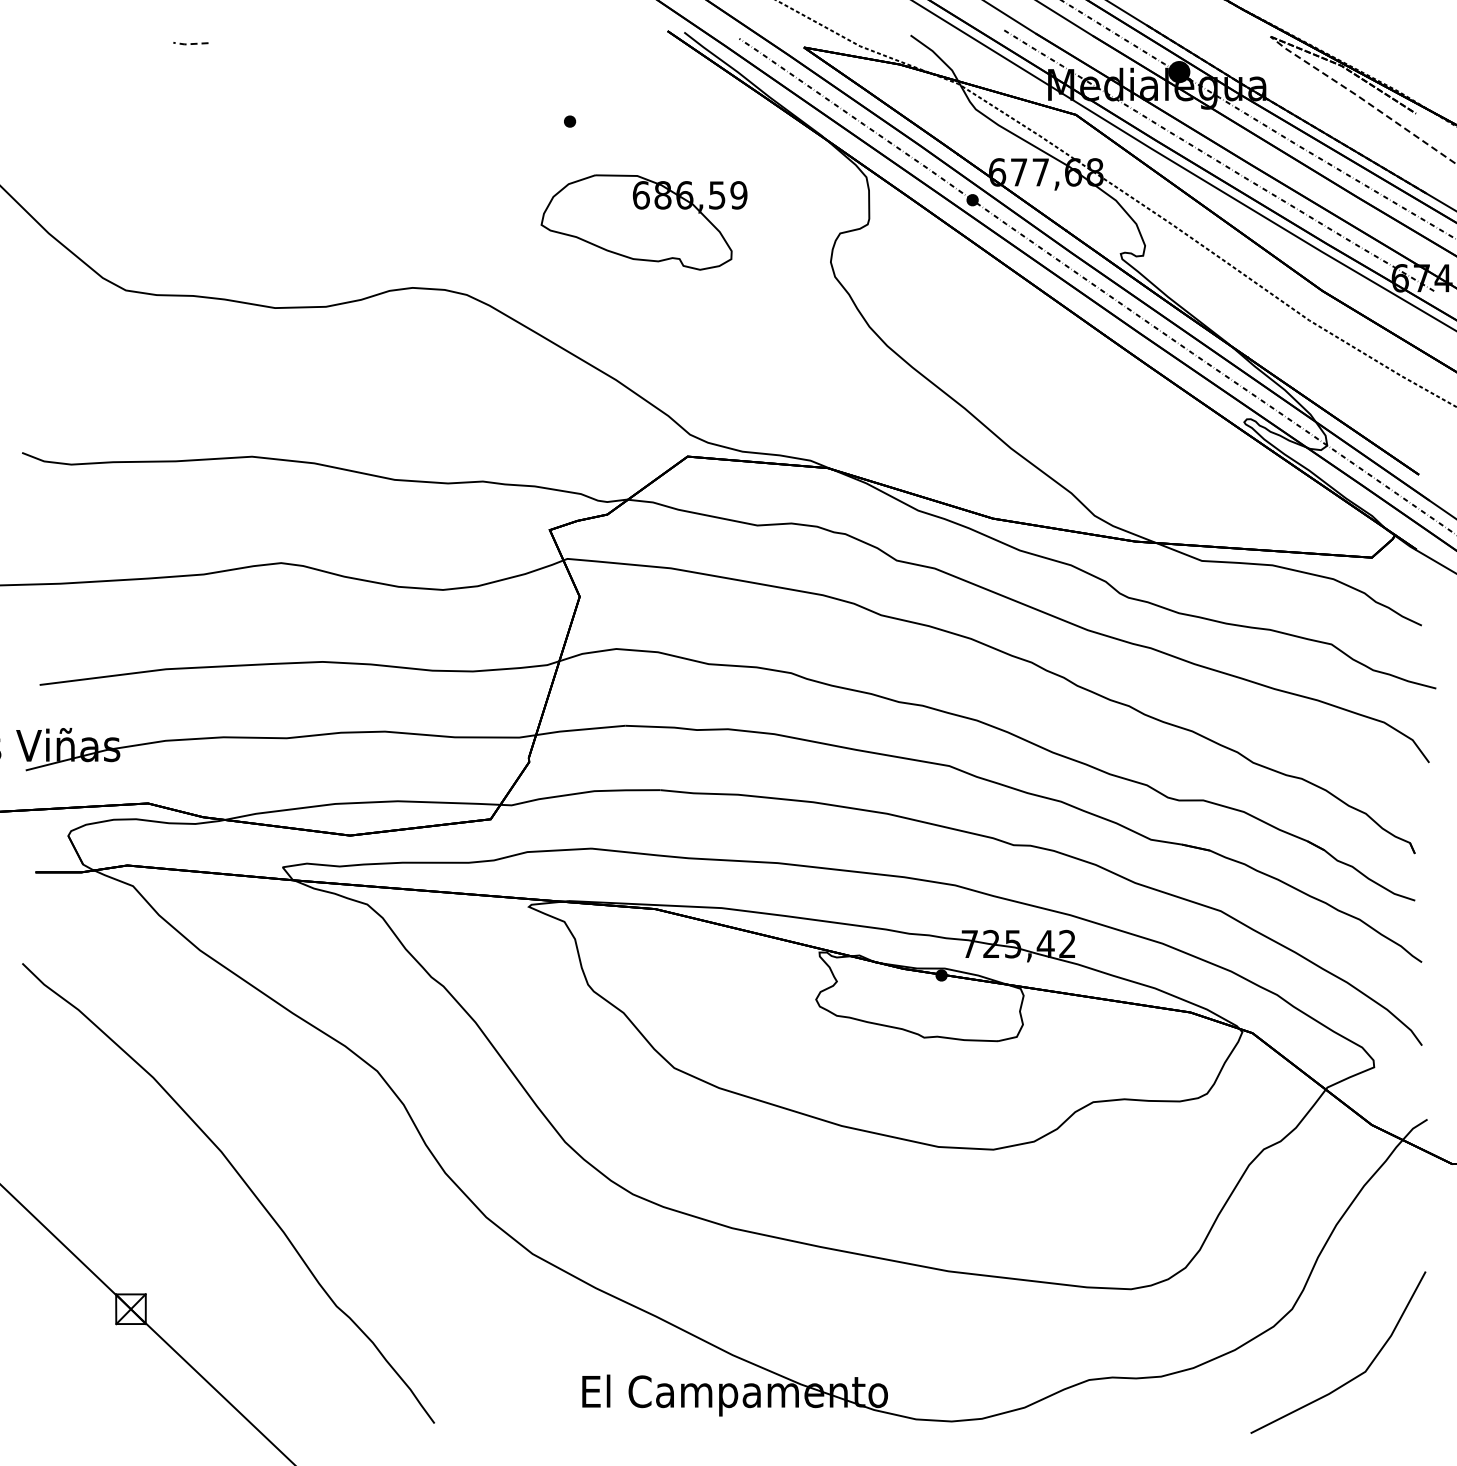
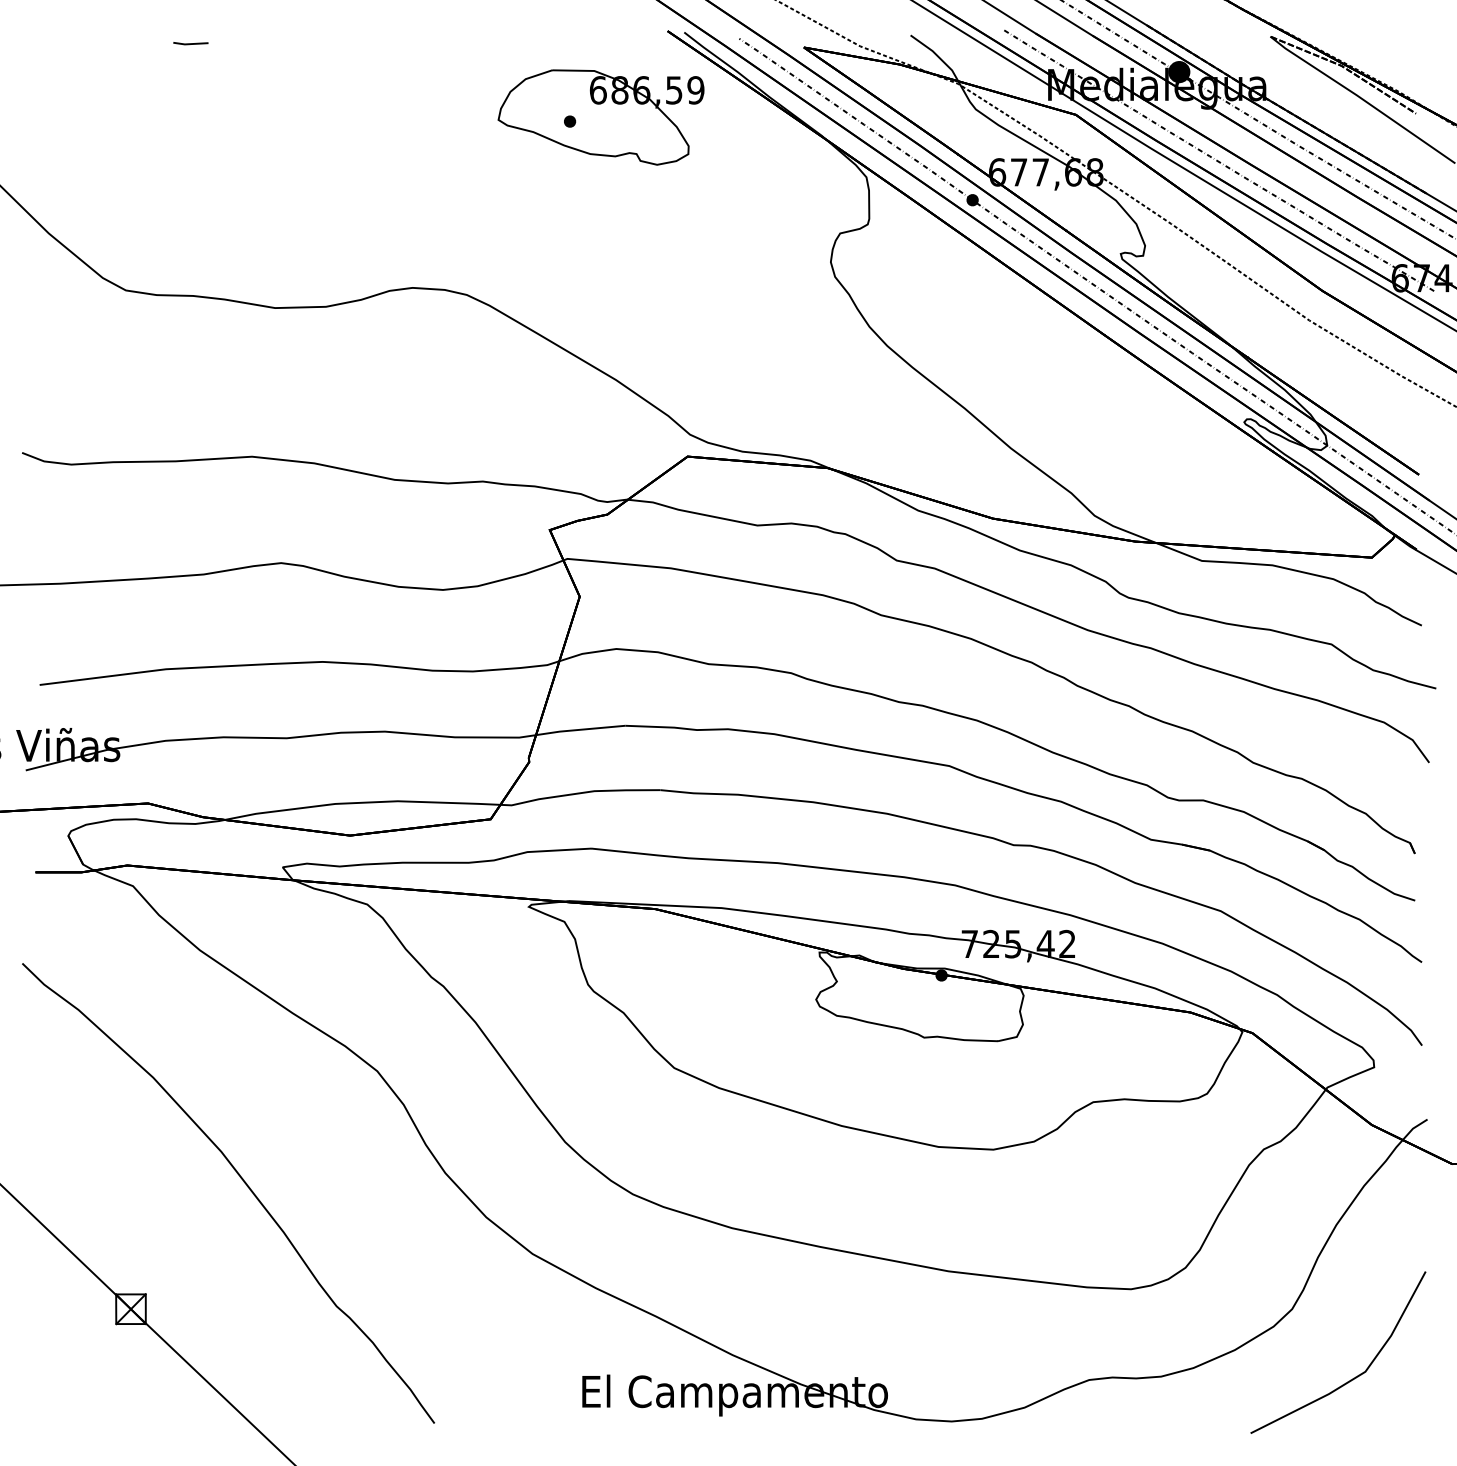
line: dashed -> solid (189, 44)
line: dashed -> solid (1361, 98)
part position: (643, 222) -> (600, 117) (600, 117)
